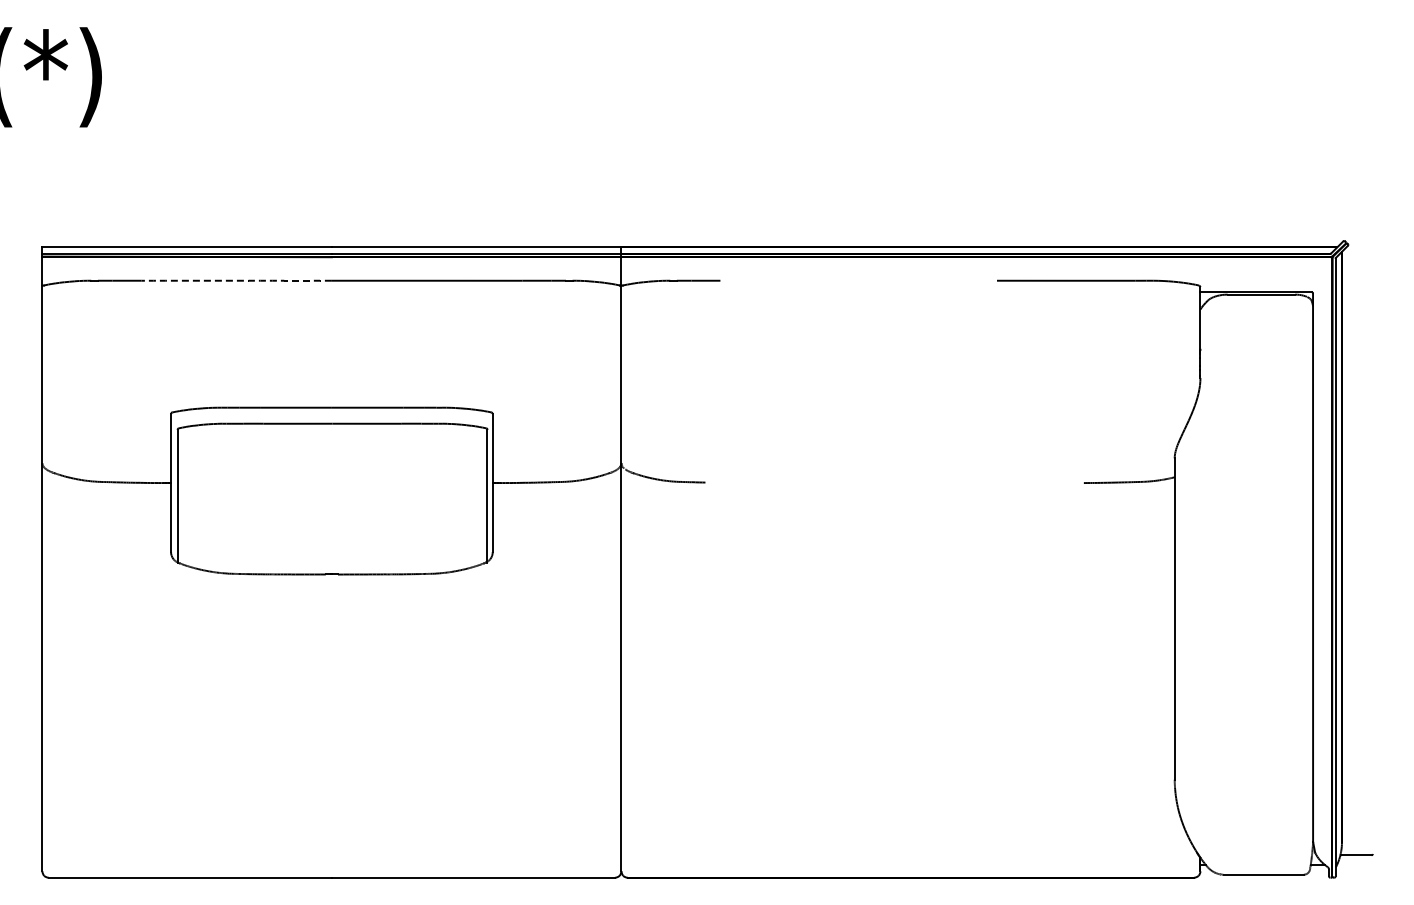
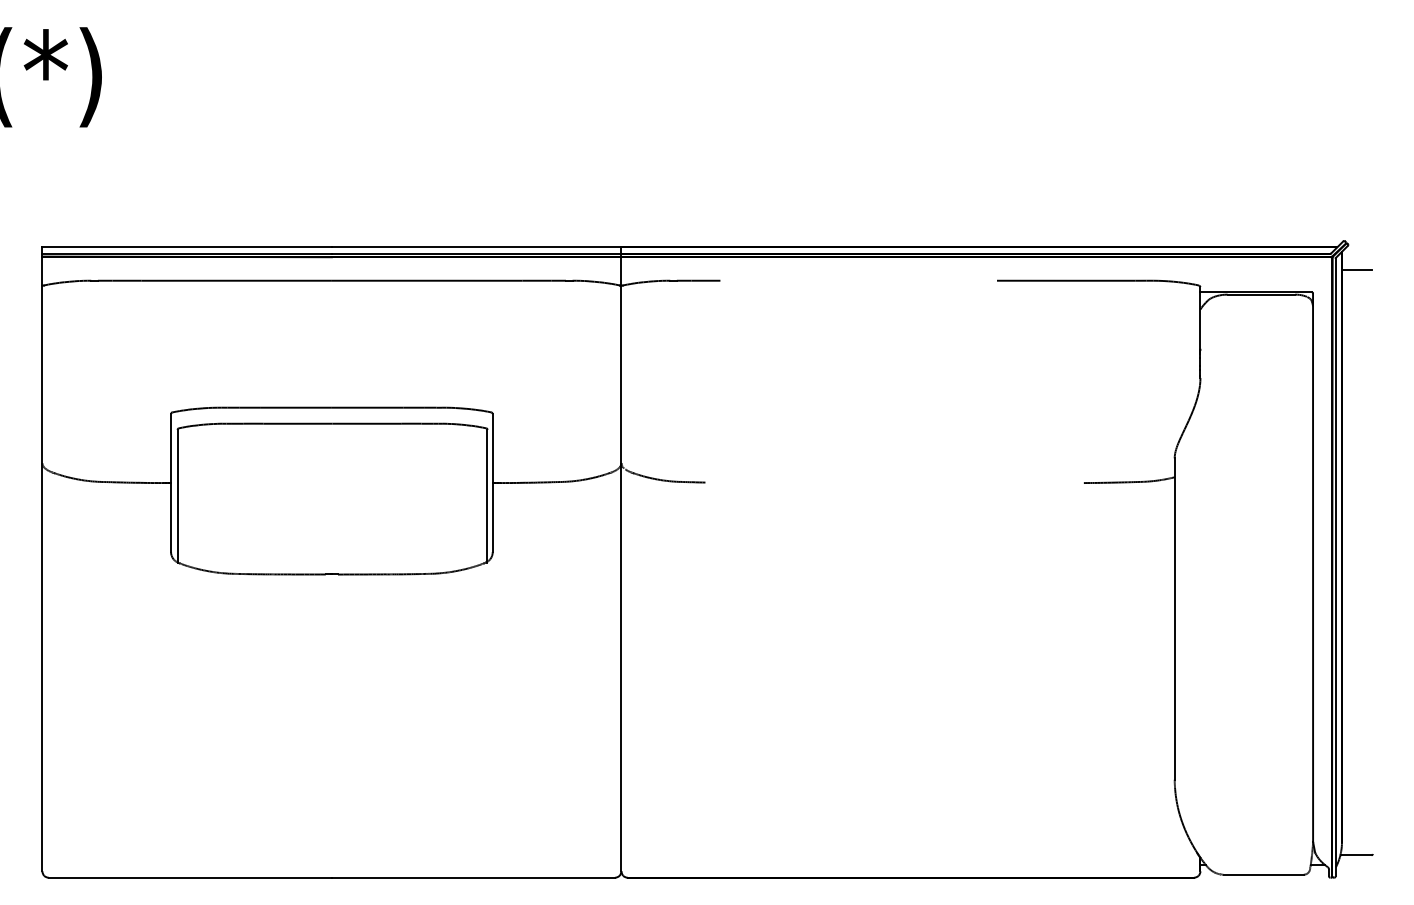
line: none -> present (1356, 269)
arc: dashed -> solid (236, 280)
